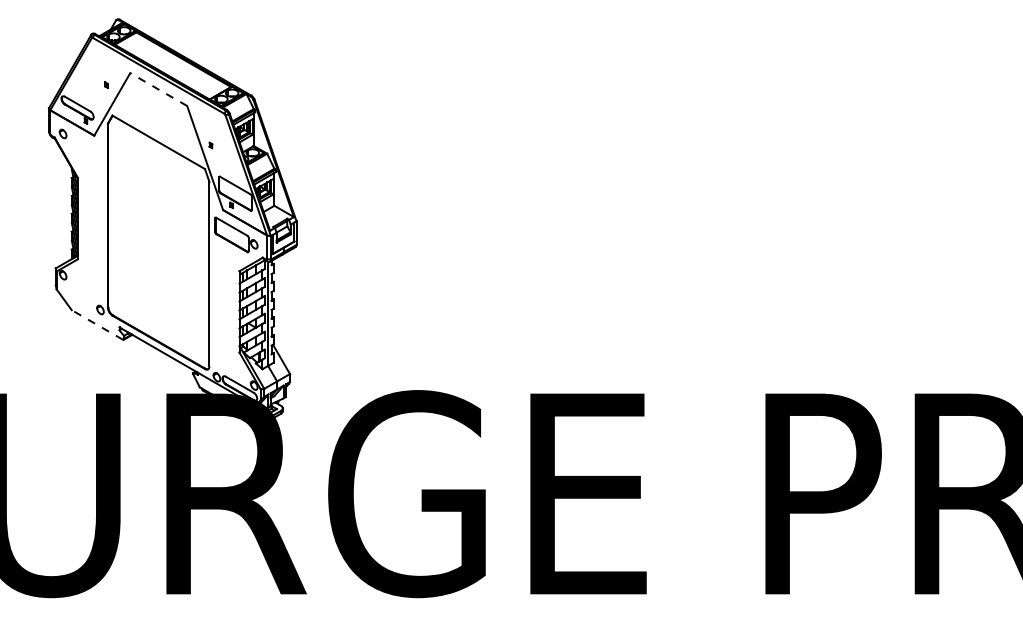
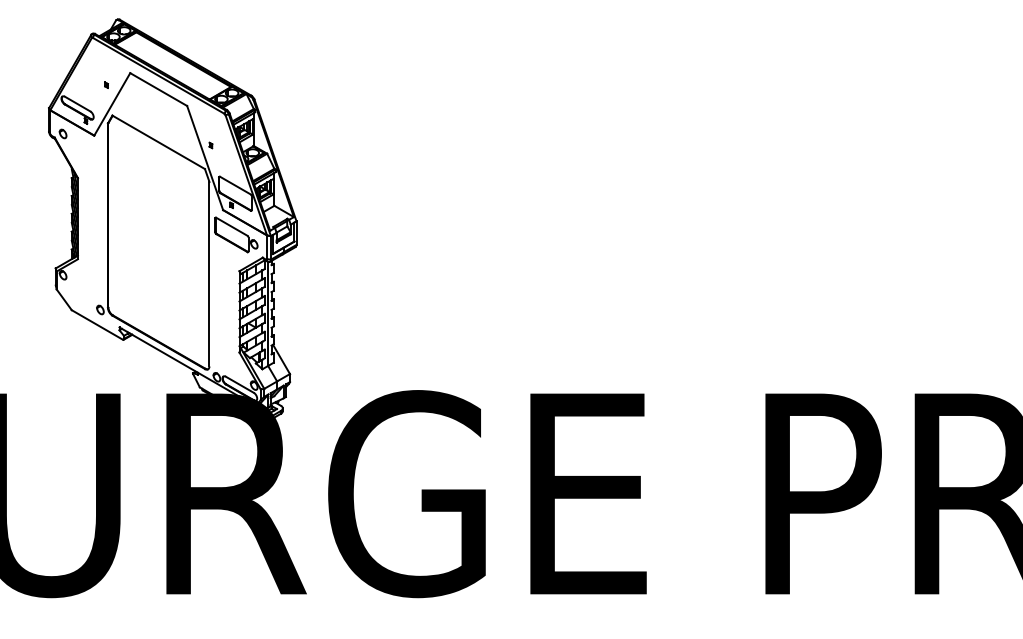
line: dashed -> solid (158, 89)
line: dashed -> solid (97, 324)
